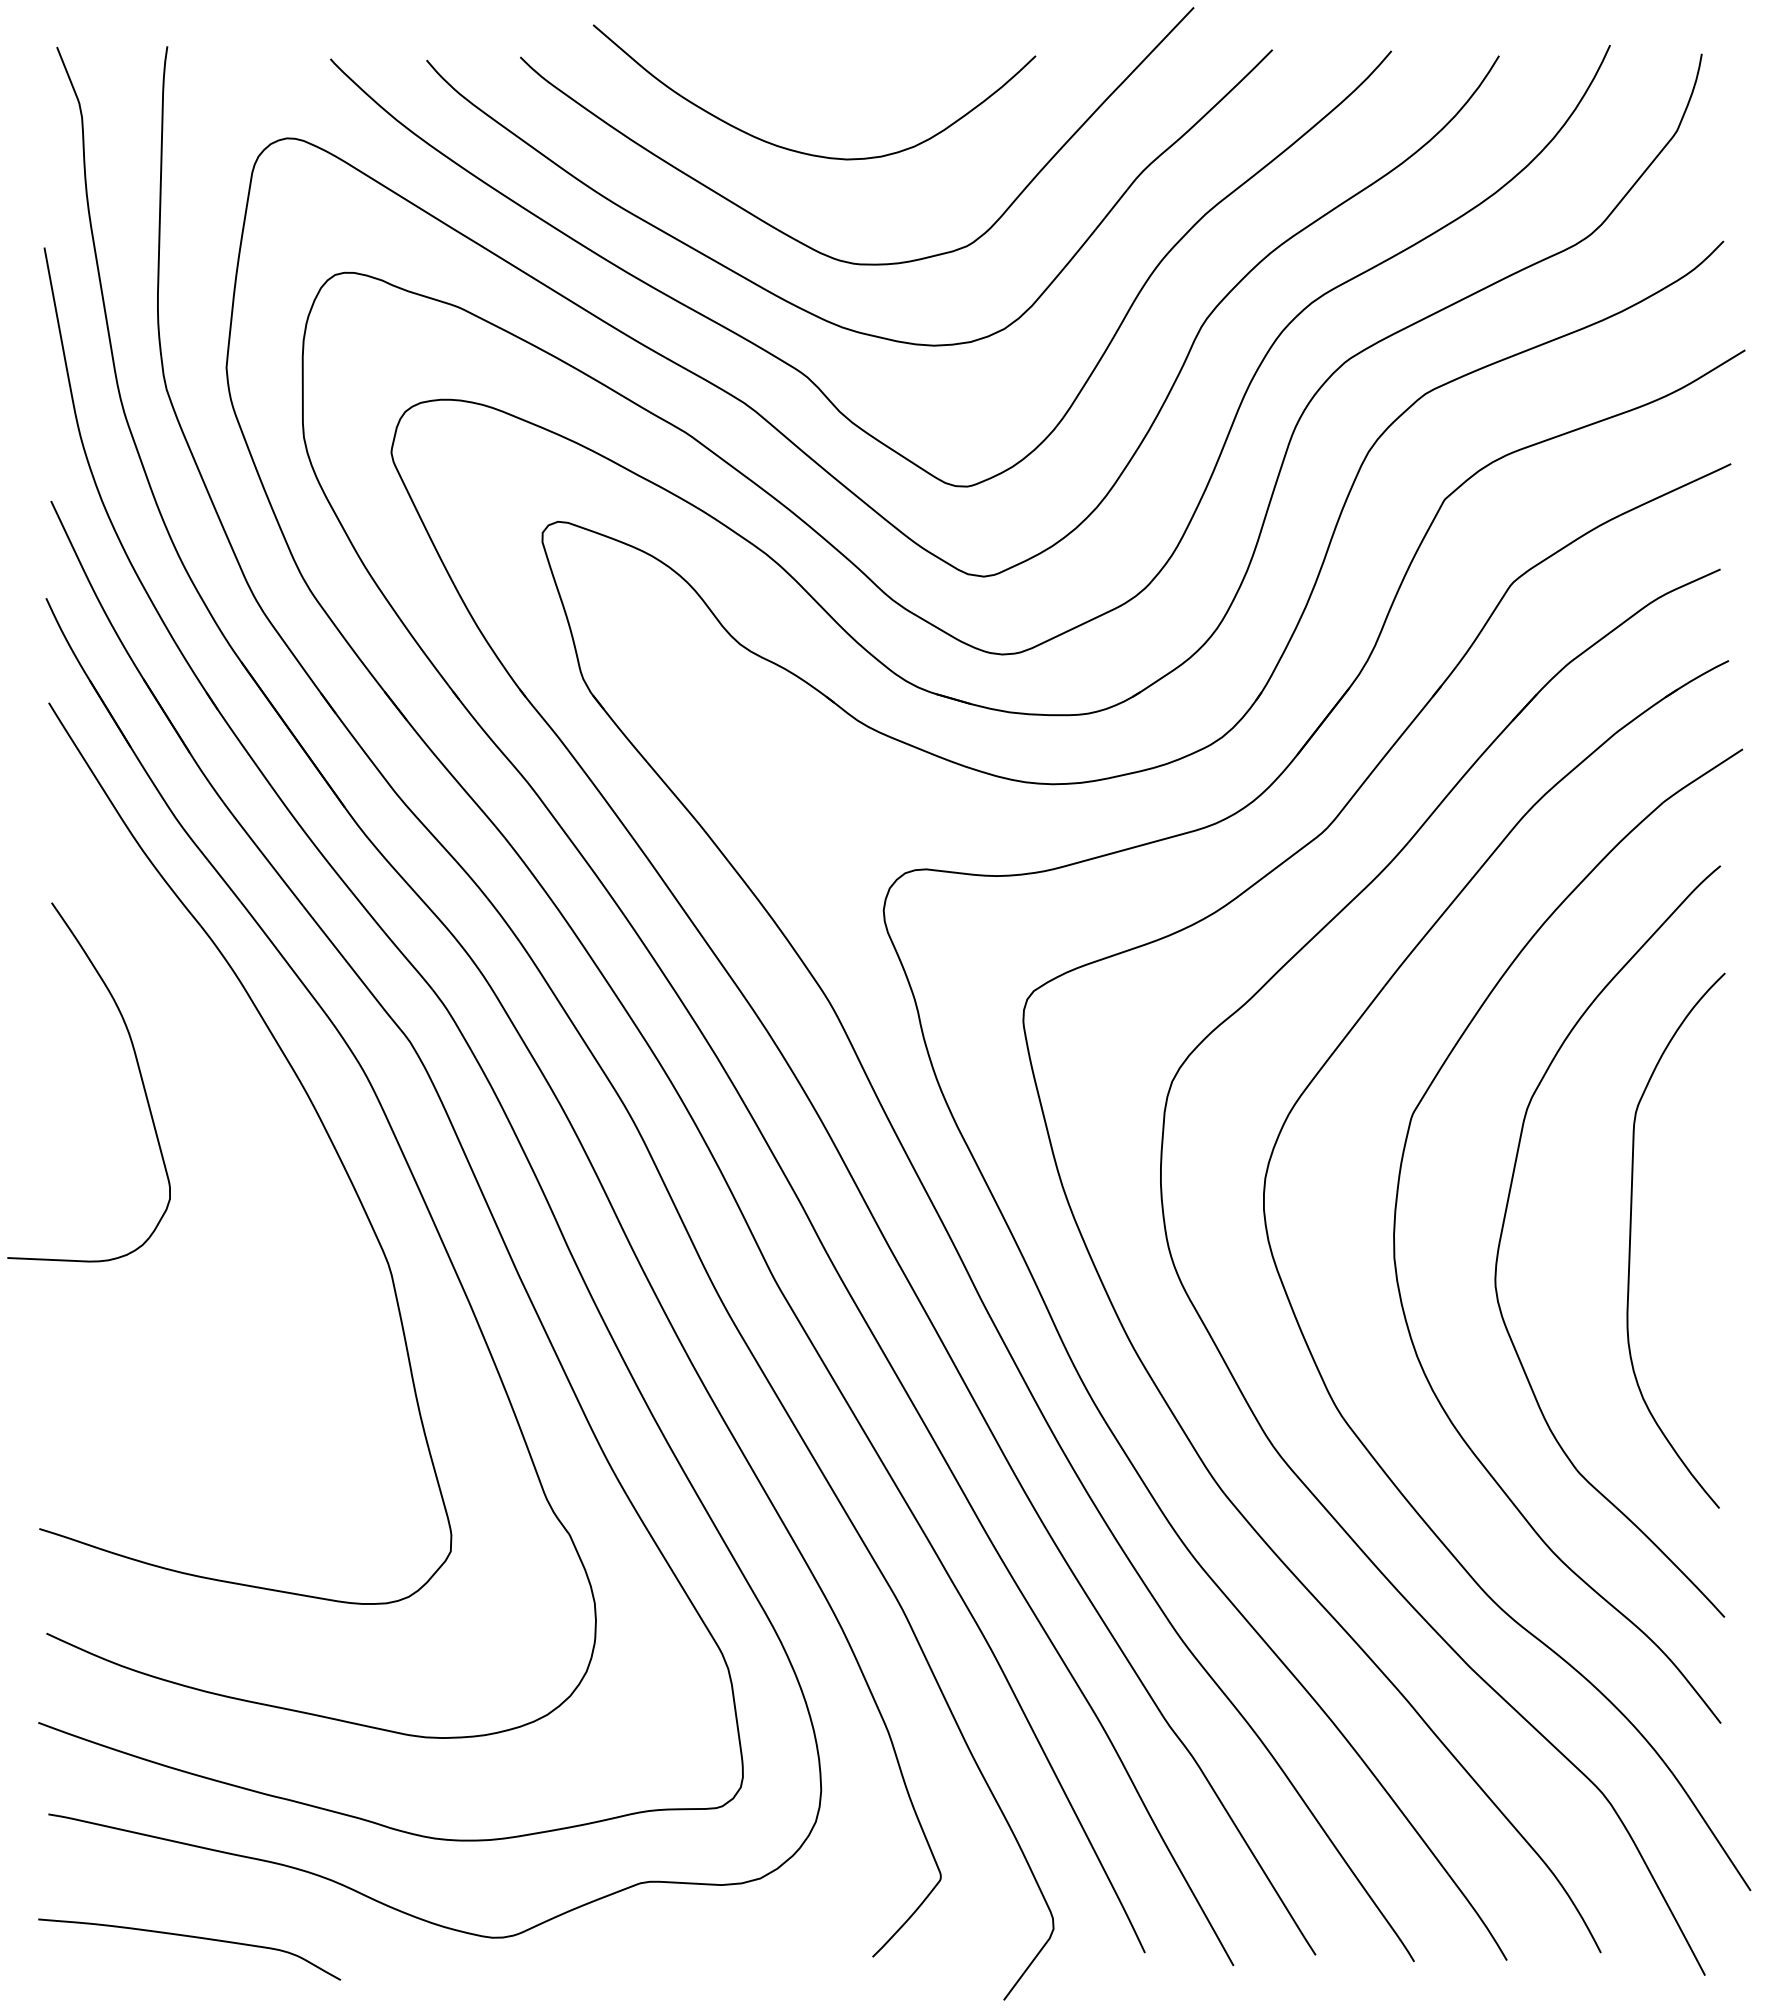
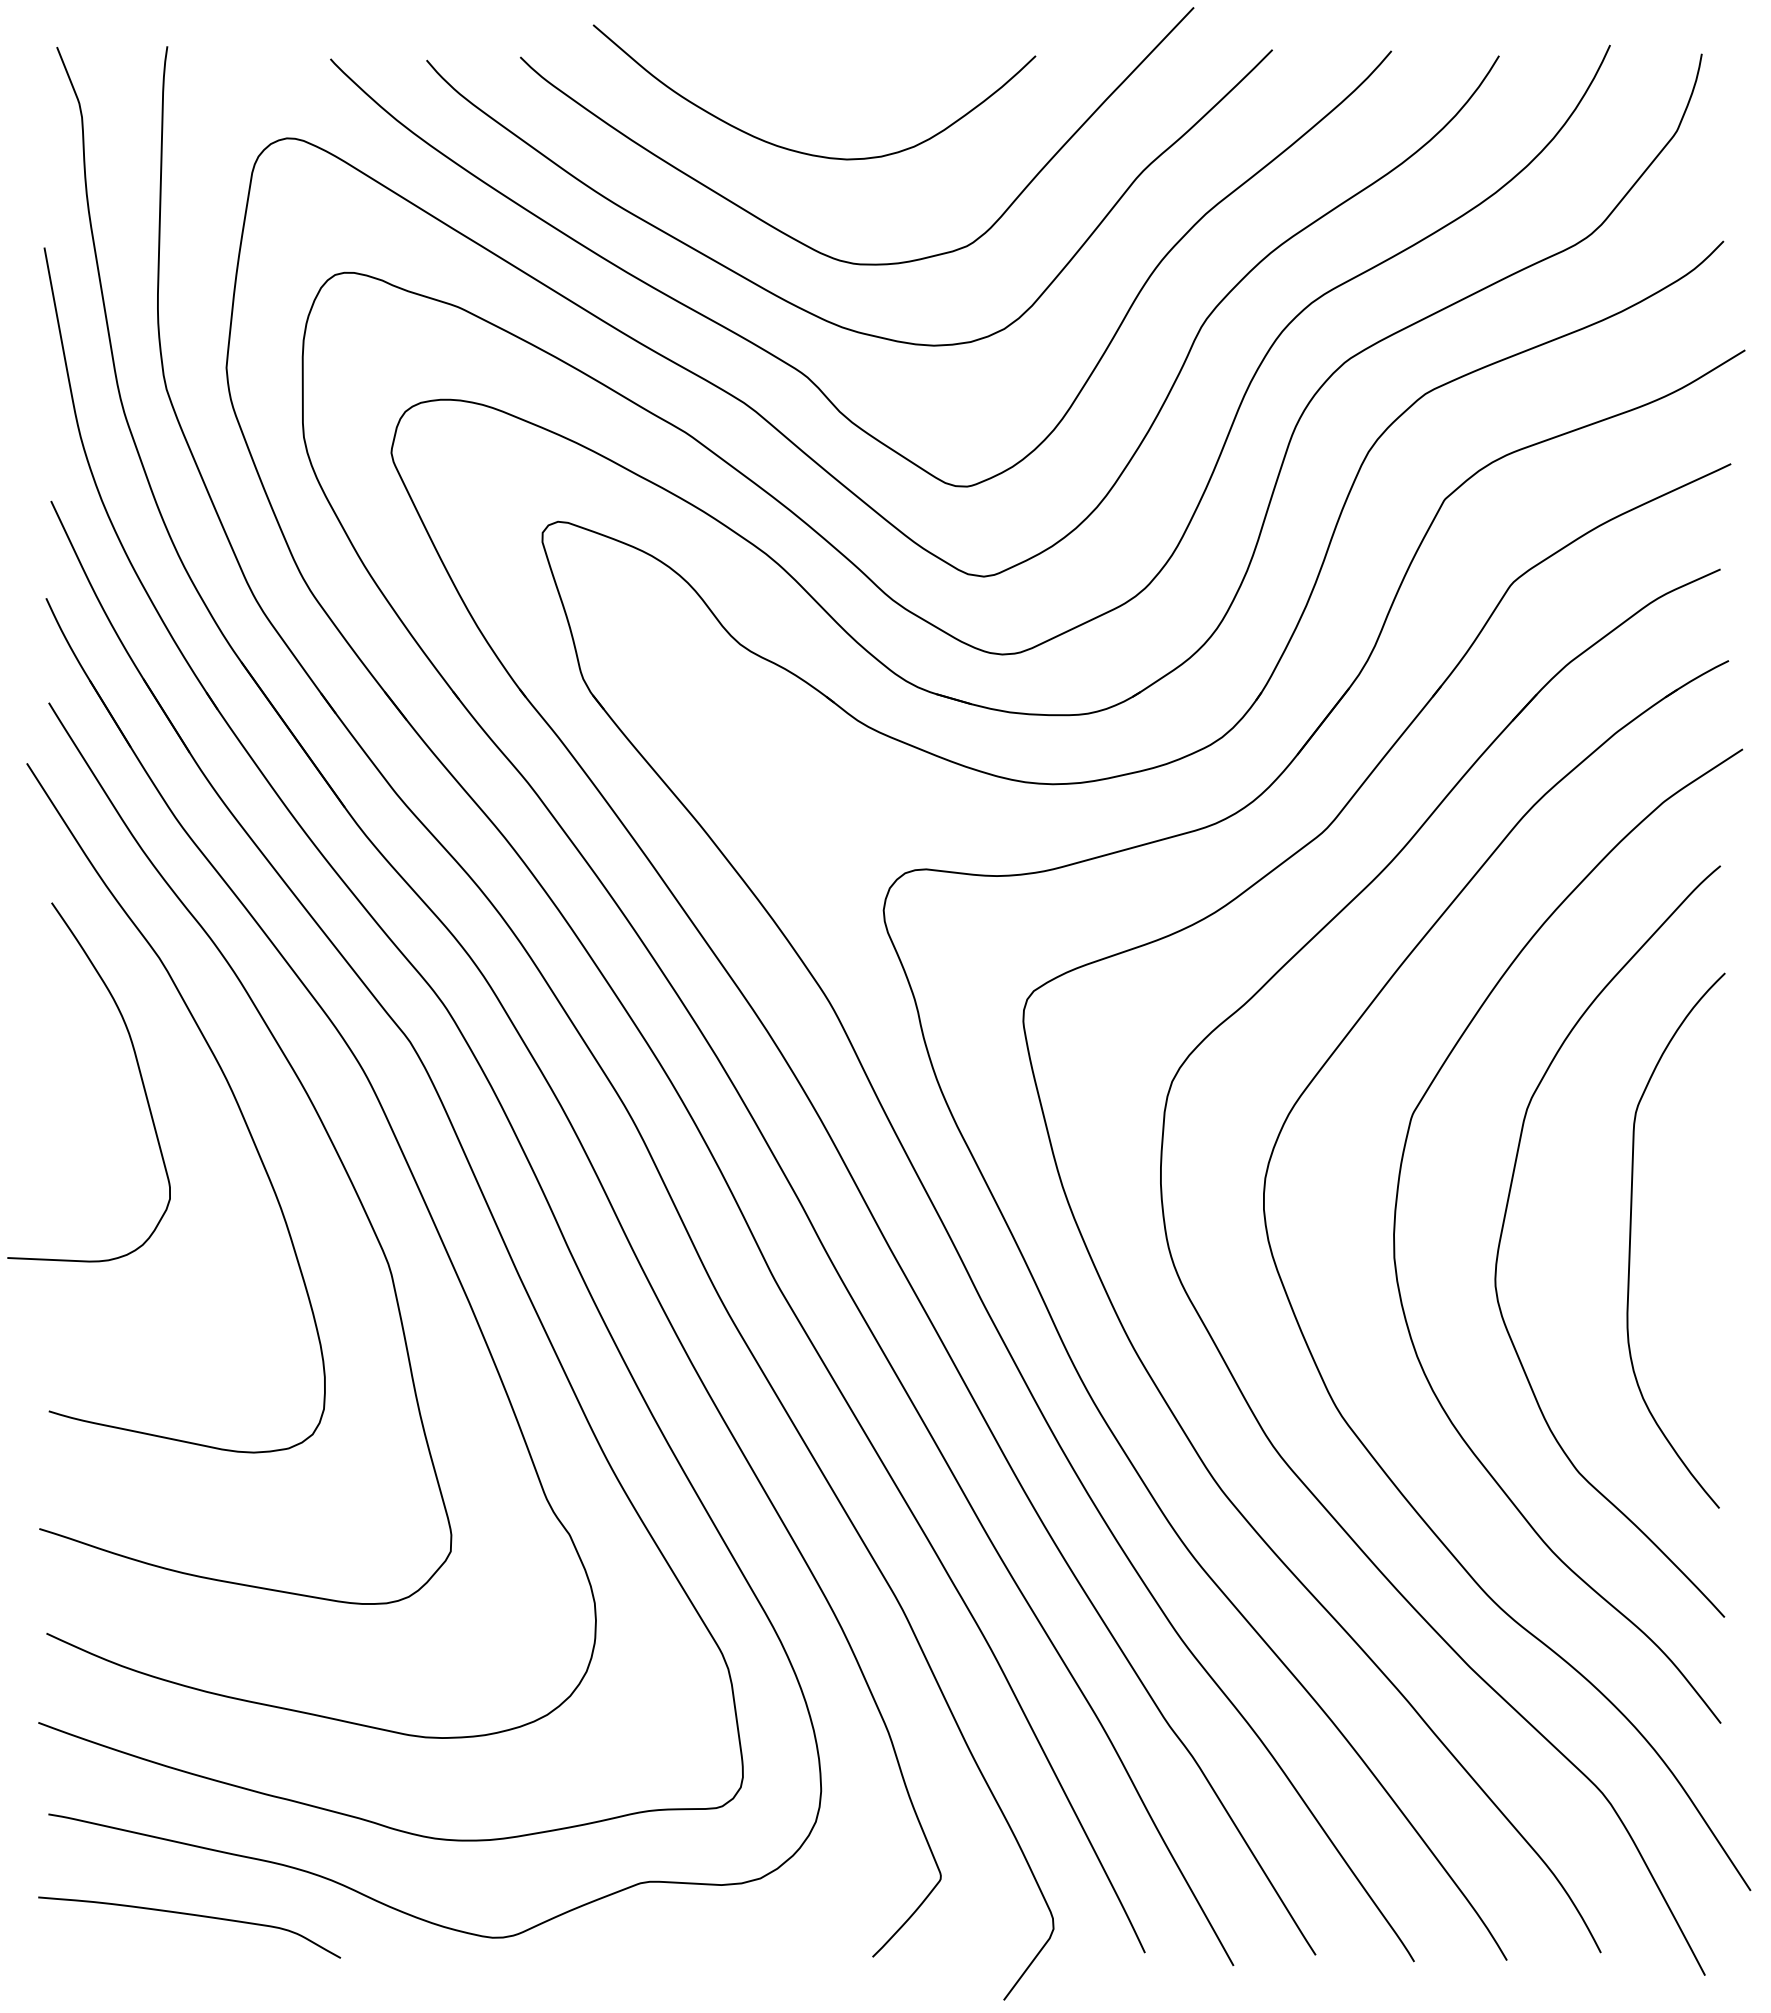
curve: none -> present (227, 1084)
curve position: (189, 1937) -> (189, 1915) (189, 1915)
